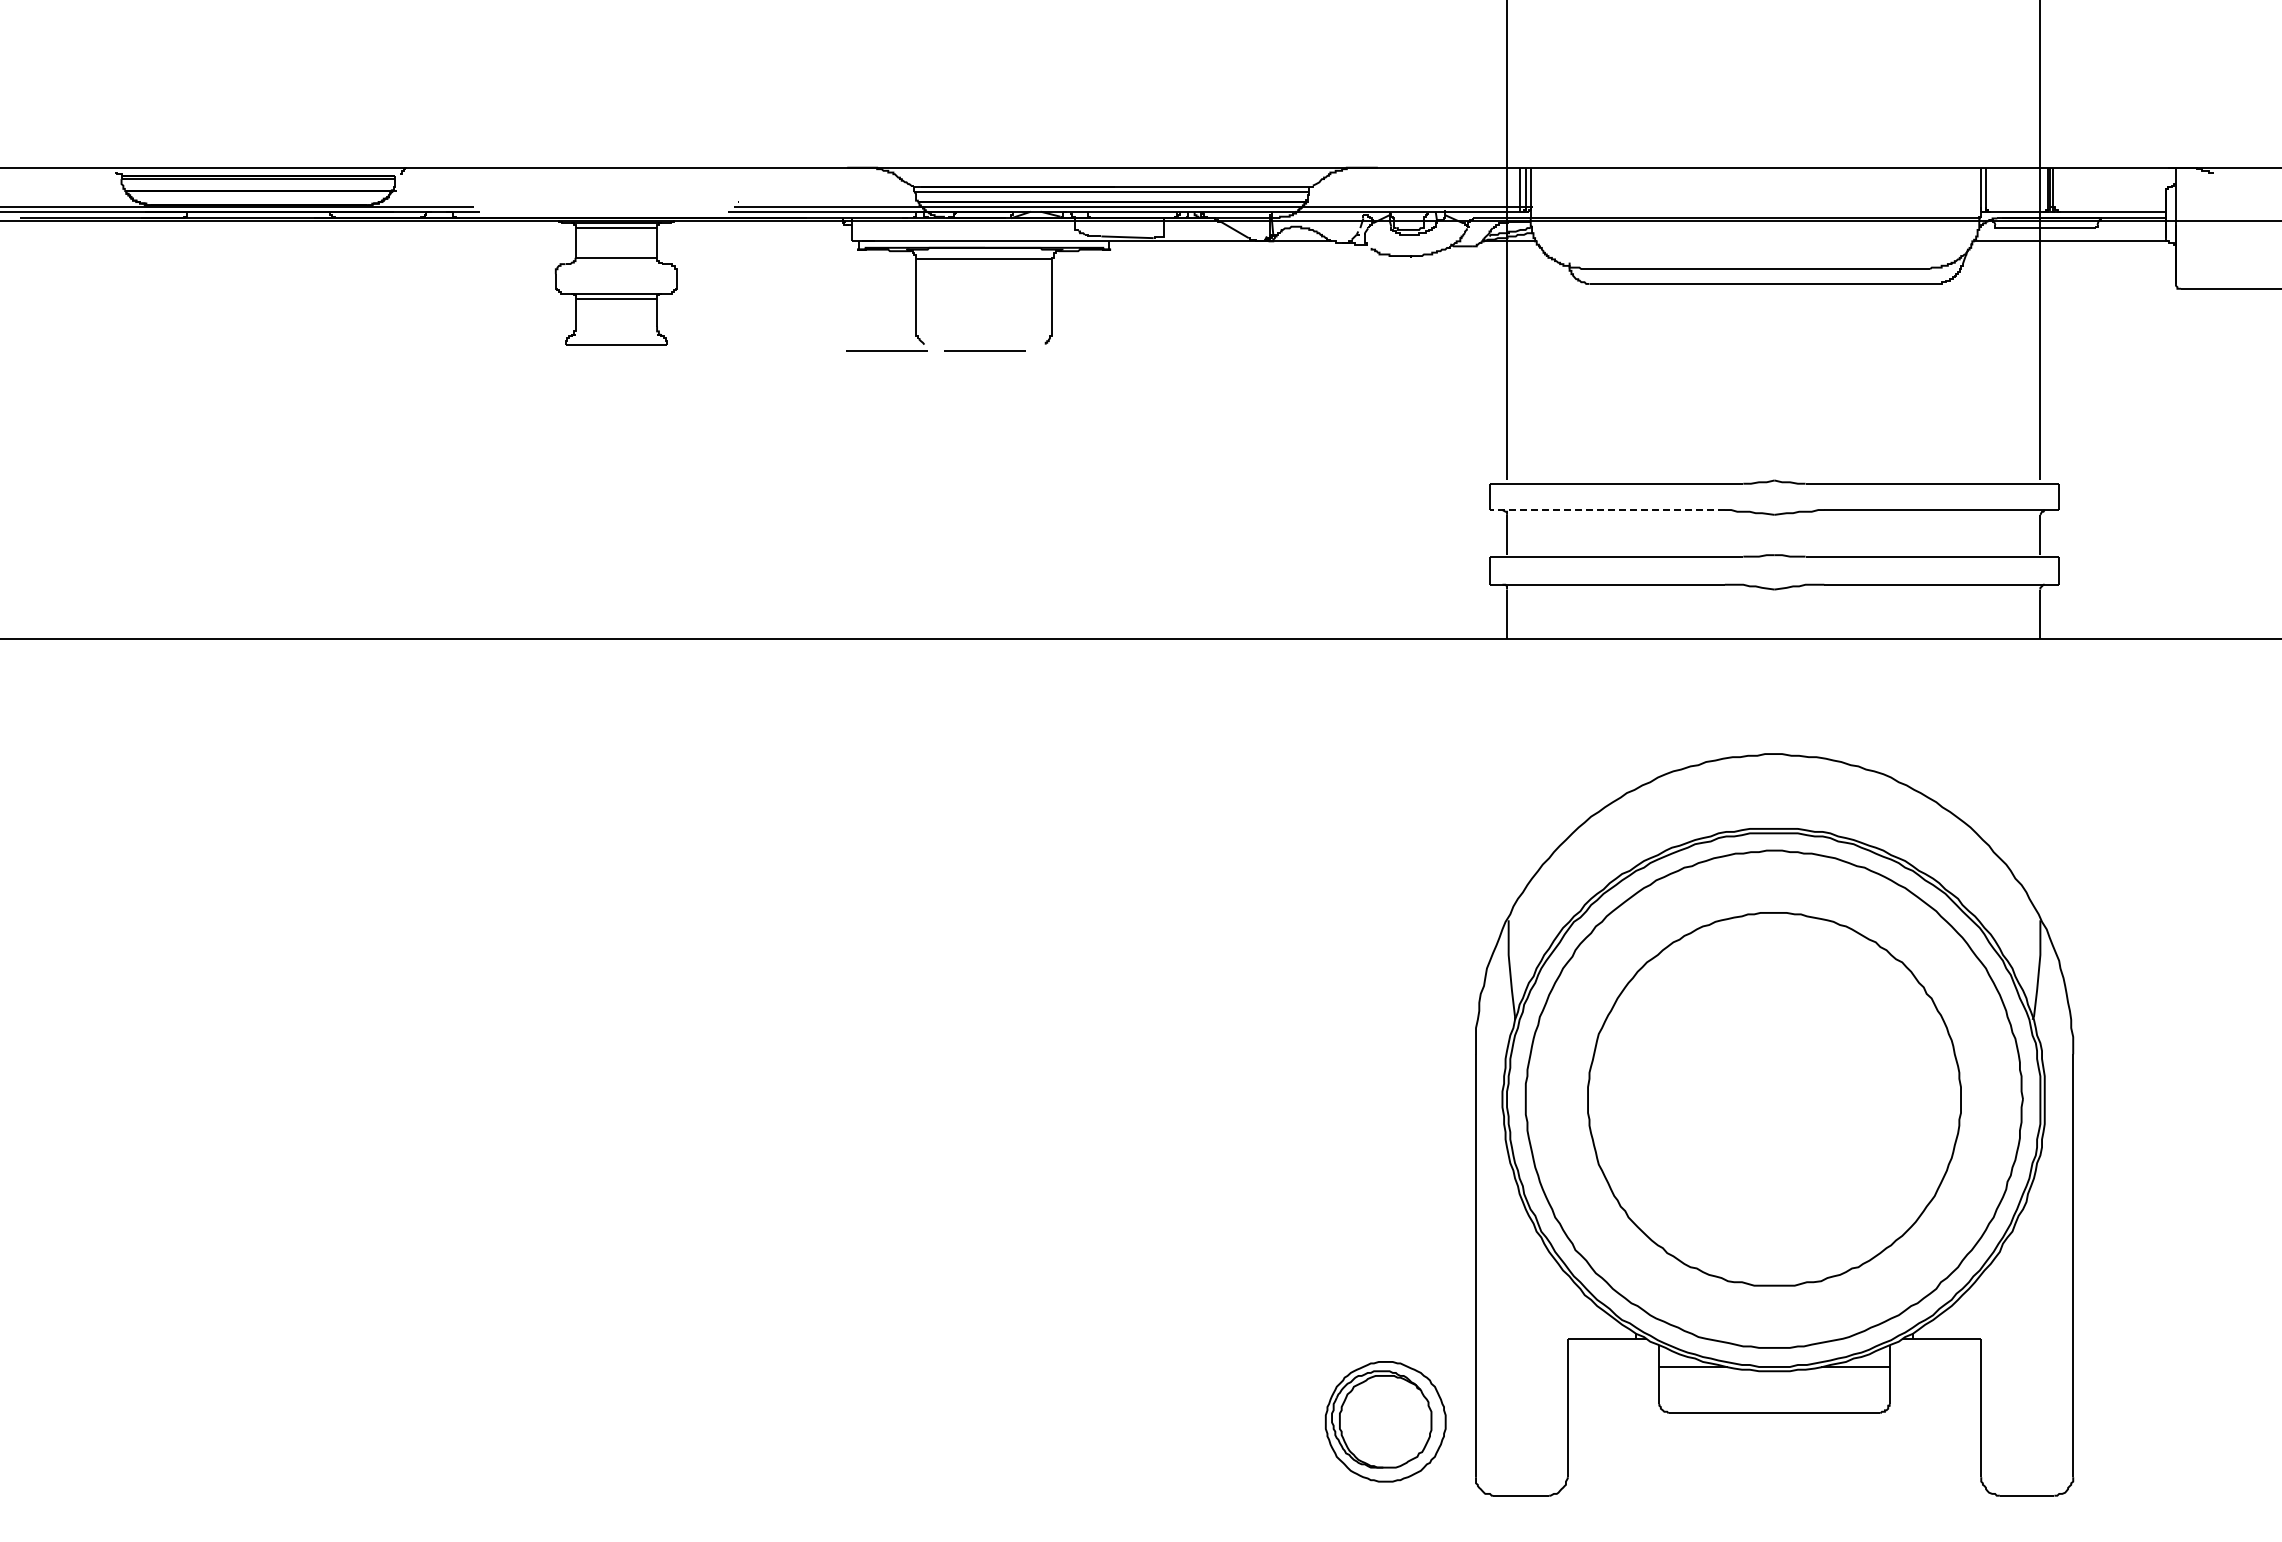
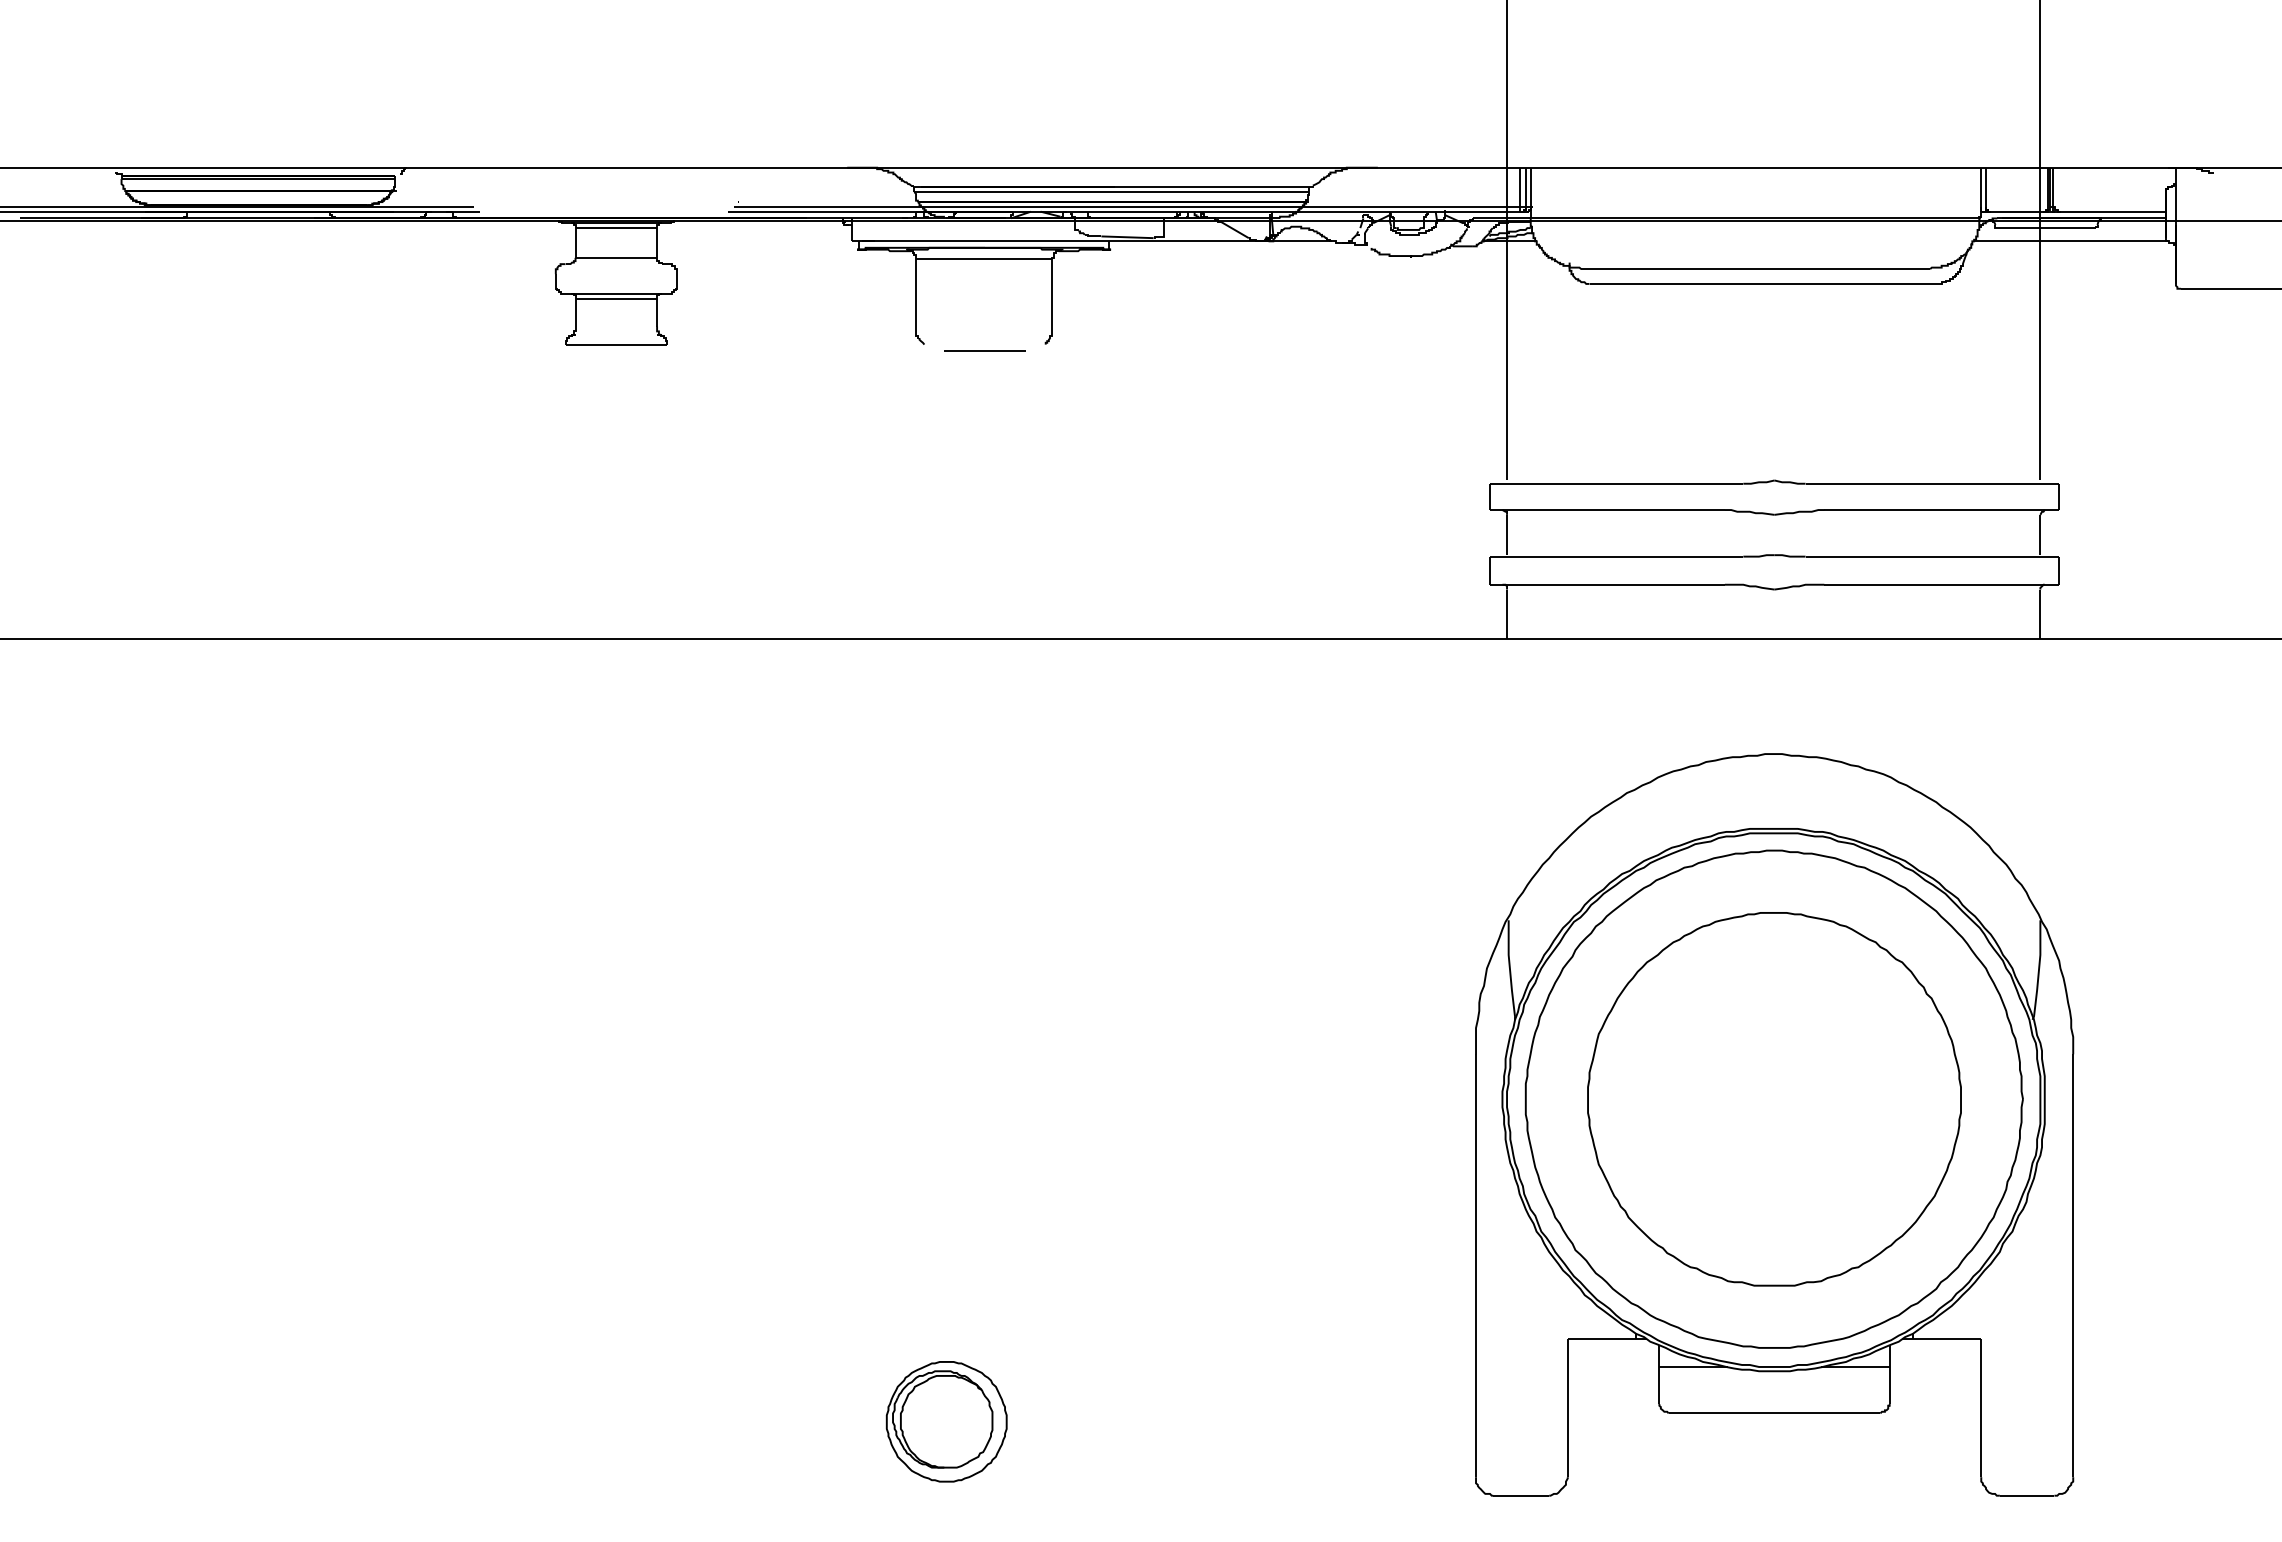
line: present -> none (886, 350)
line: dashed -> solid (1606, 510)
part position: (1385, 1421) -> (946, 1421) (946, 1421)
